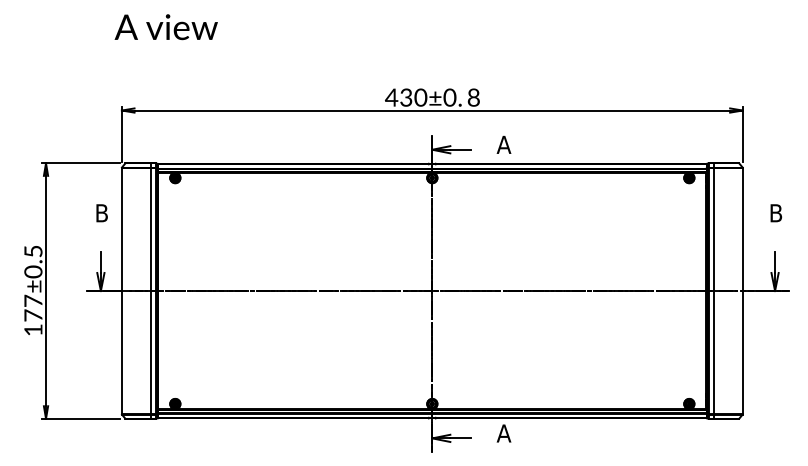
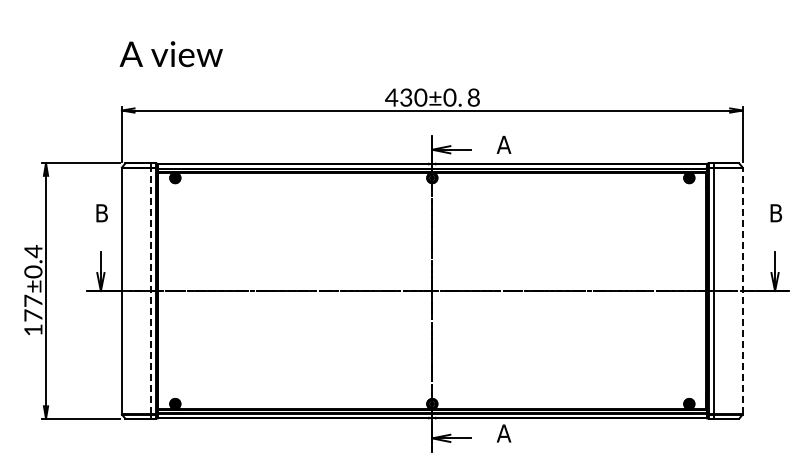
text position: (165, 27) -> (170, 54) (170, 54)
text: 177±0.5 -> 177±0.4 (33, 251)
line: solid -> dashed (150, 290)
line: solid -> dashed (742, 290)
